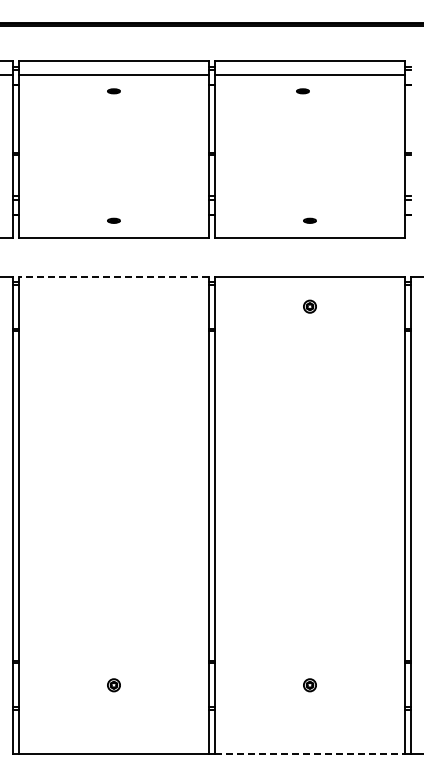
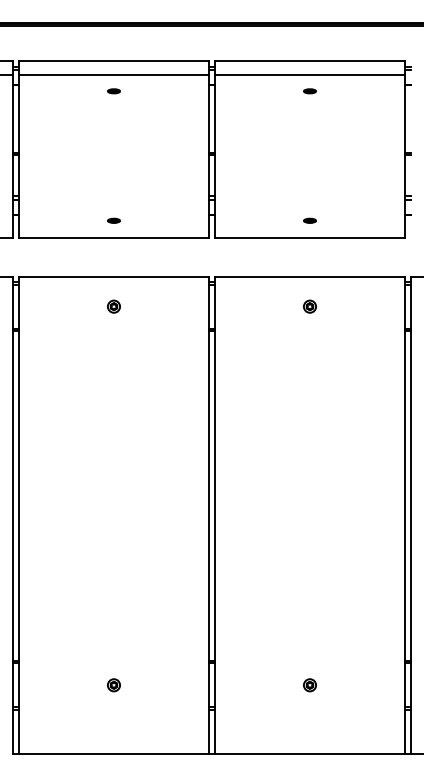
part position: (302, 91) -> (309, 91) (309, 91)
line: dashed -> solid (113, 277)
part: none -> present (113, 306)
line: dashed -> solid (310, 753)
